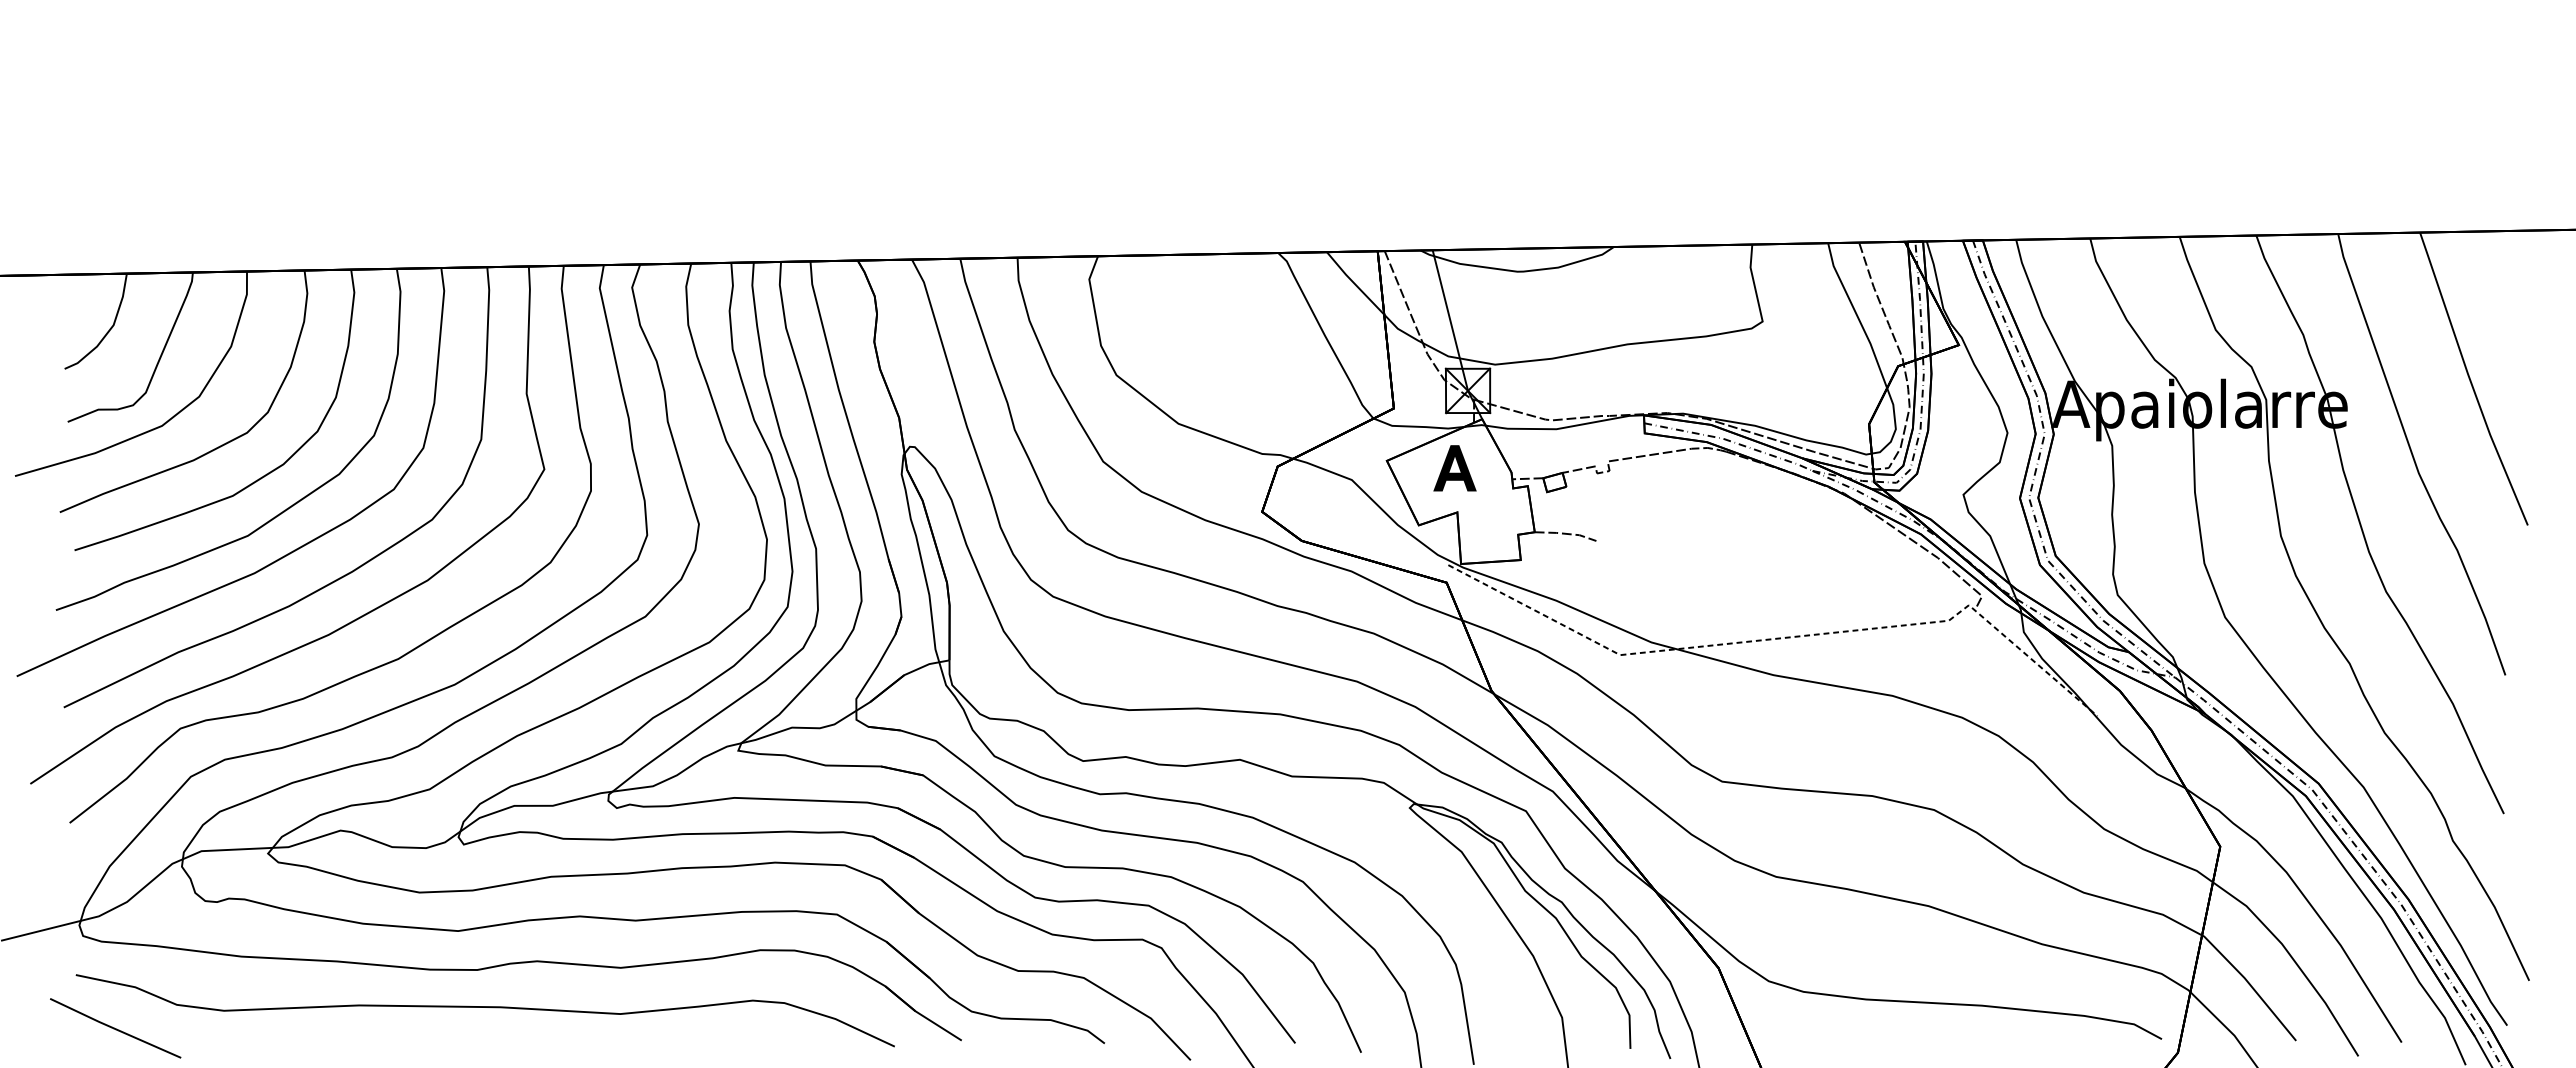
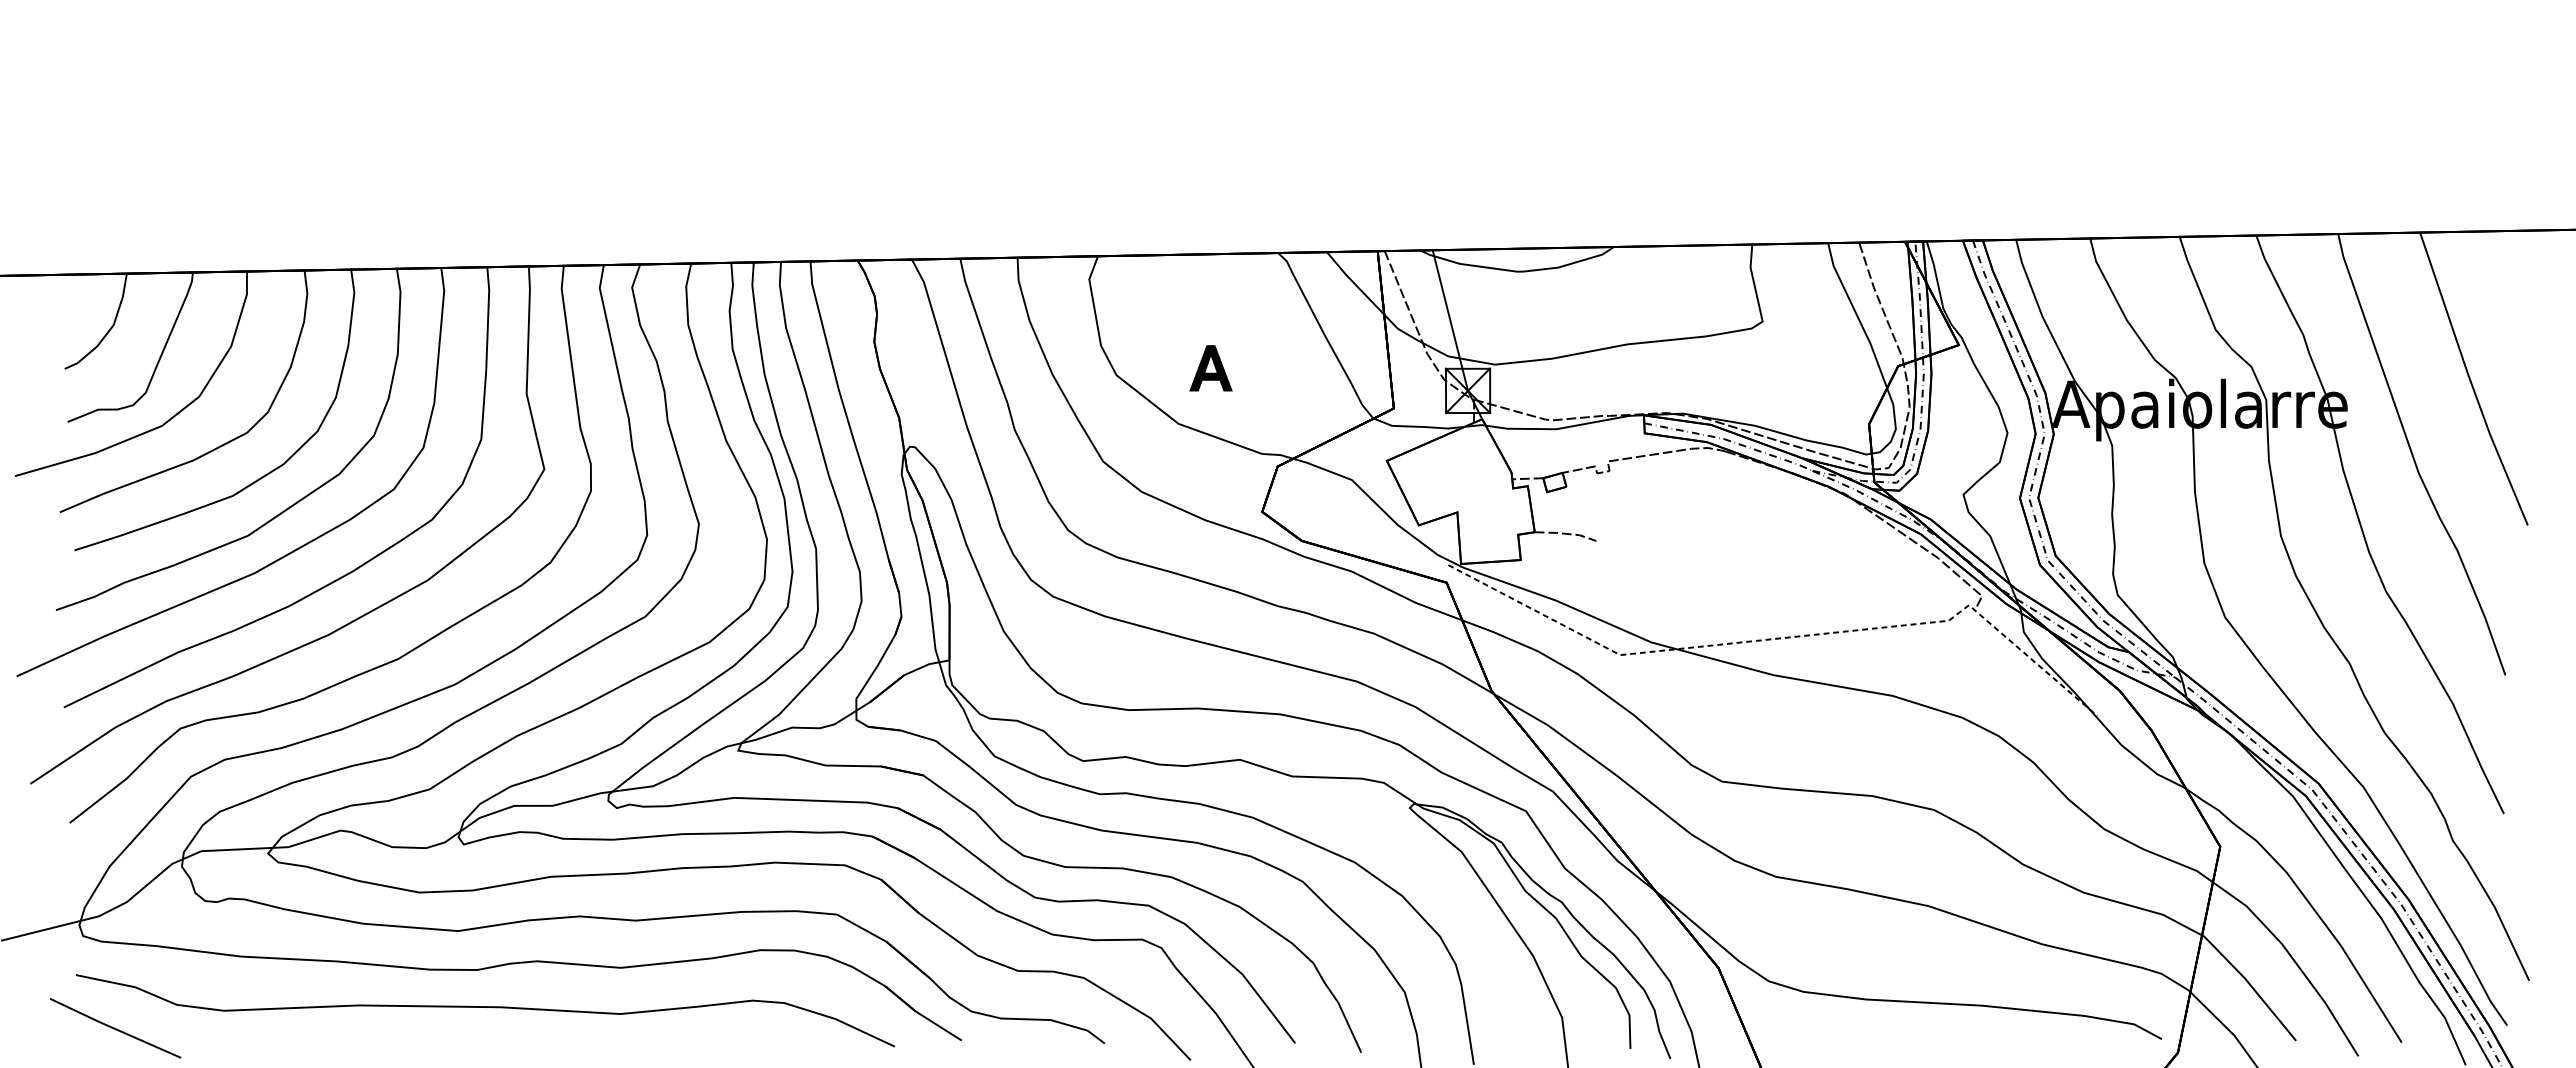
part position: (1454, 468) -> (1210, 368) (1210, 368)
